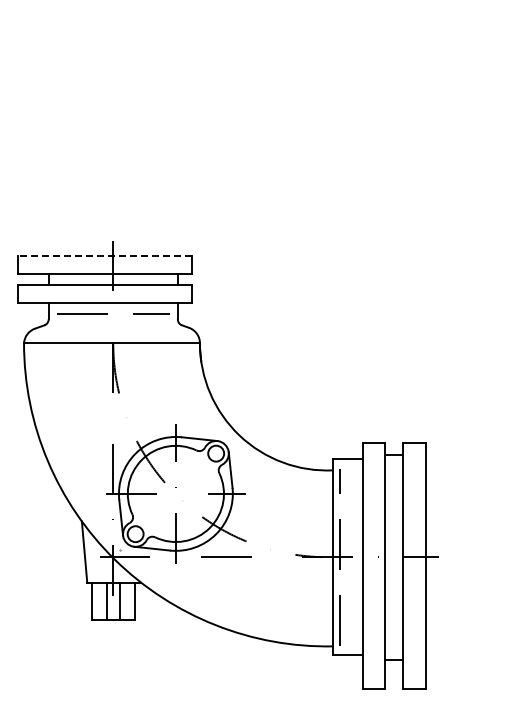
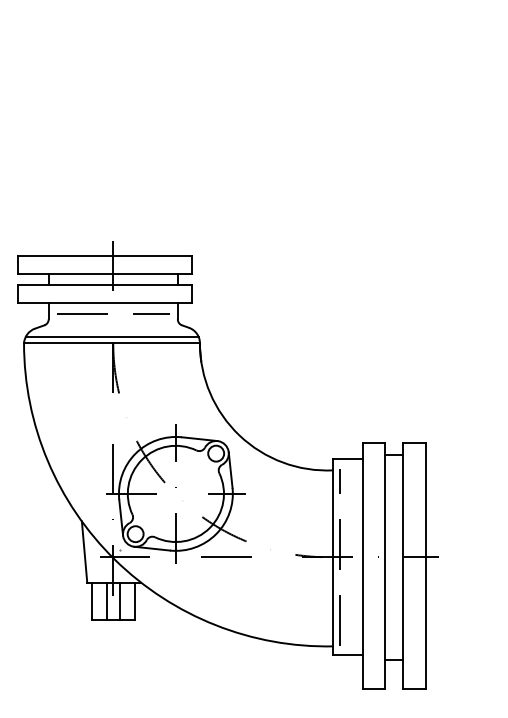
line: dashed -> solid (105, 255)
line: none -> present (111, 336)
